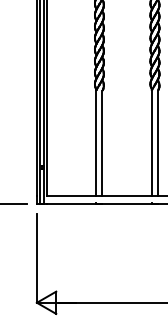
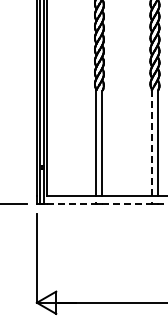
line: solid -> dashed (151, 143)
line: solid -> dashed (107, 203)
